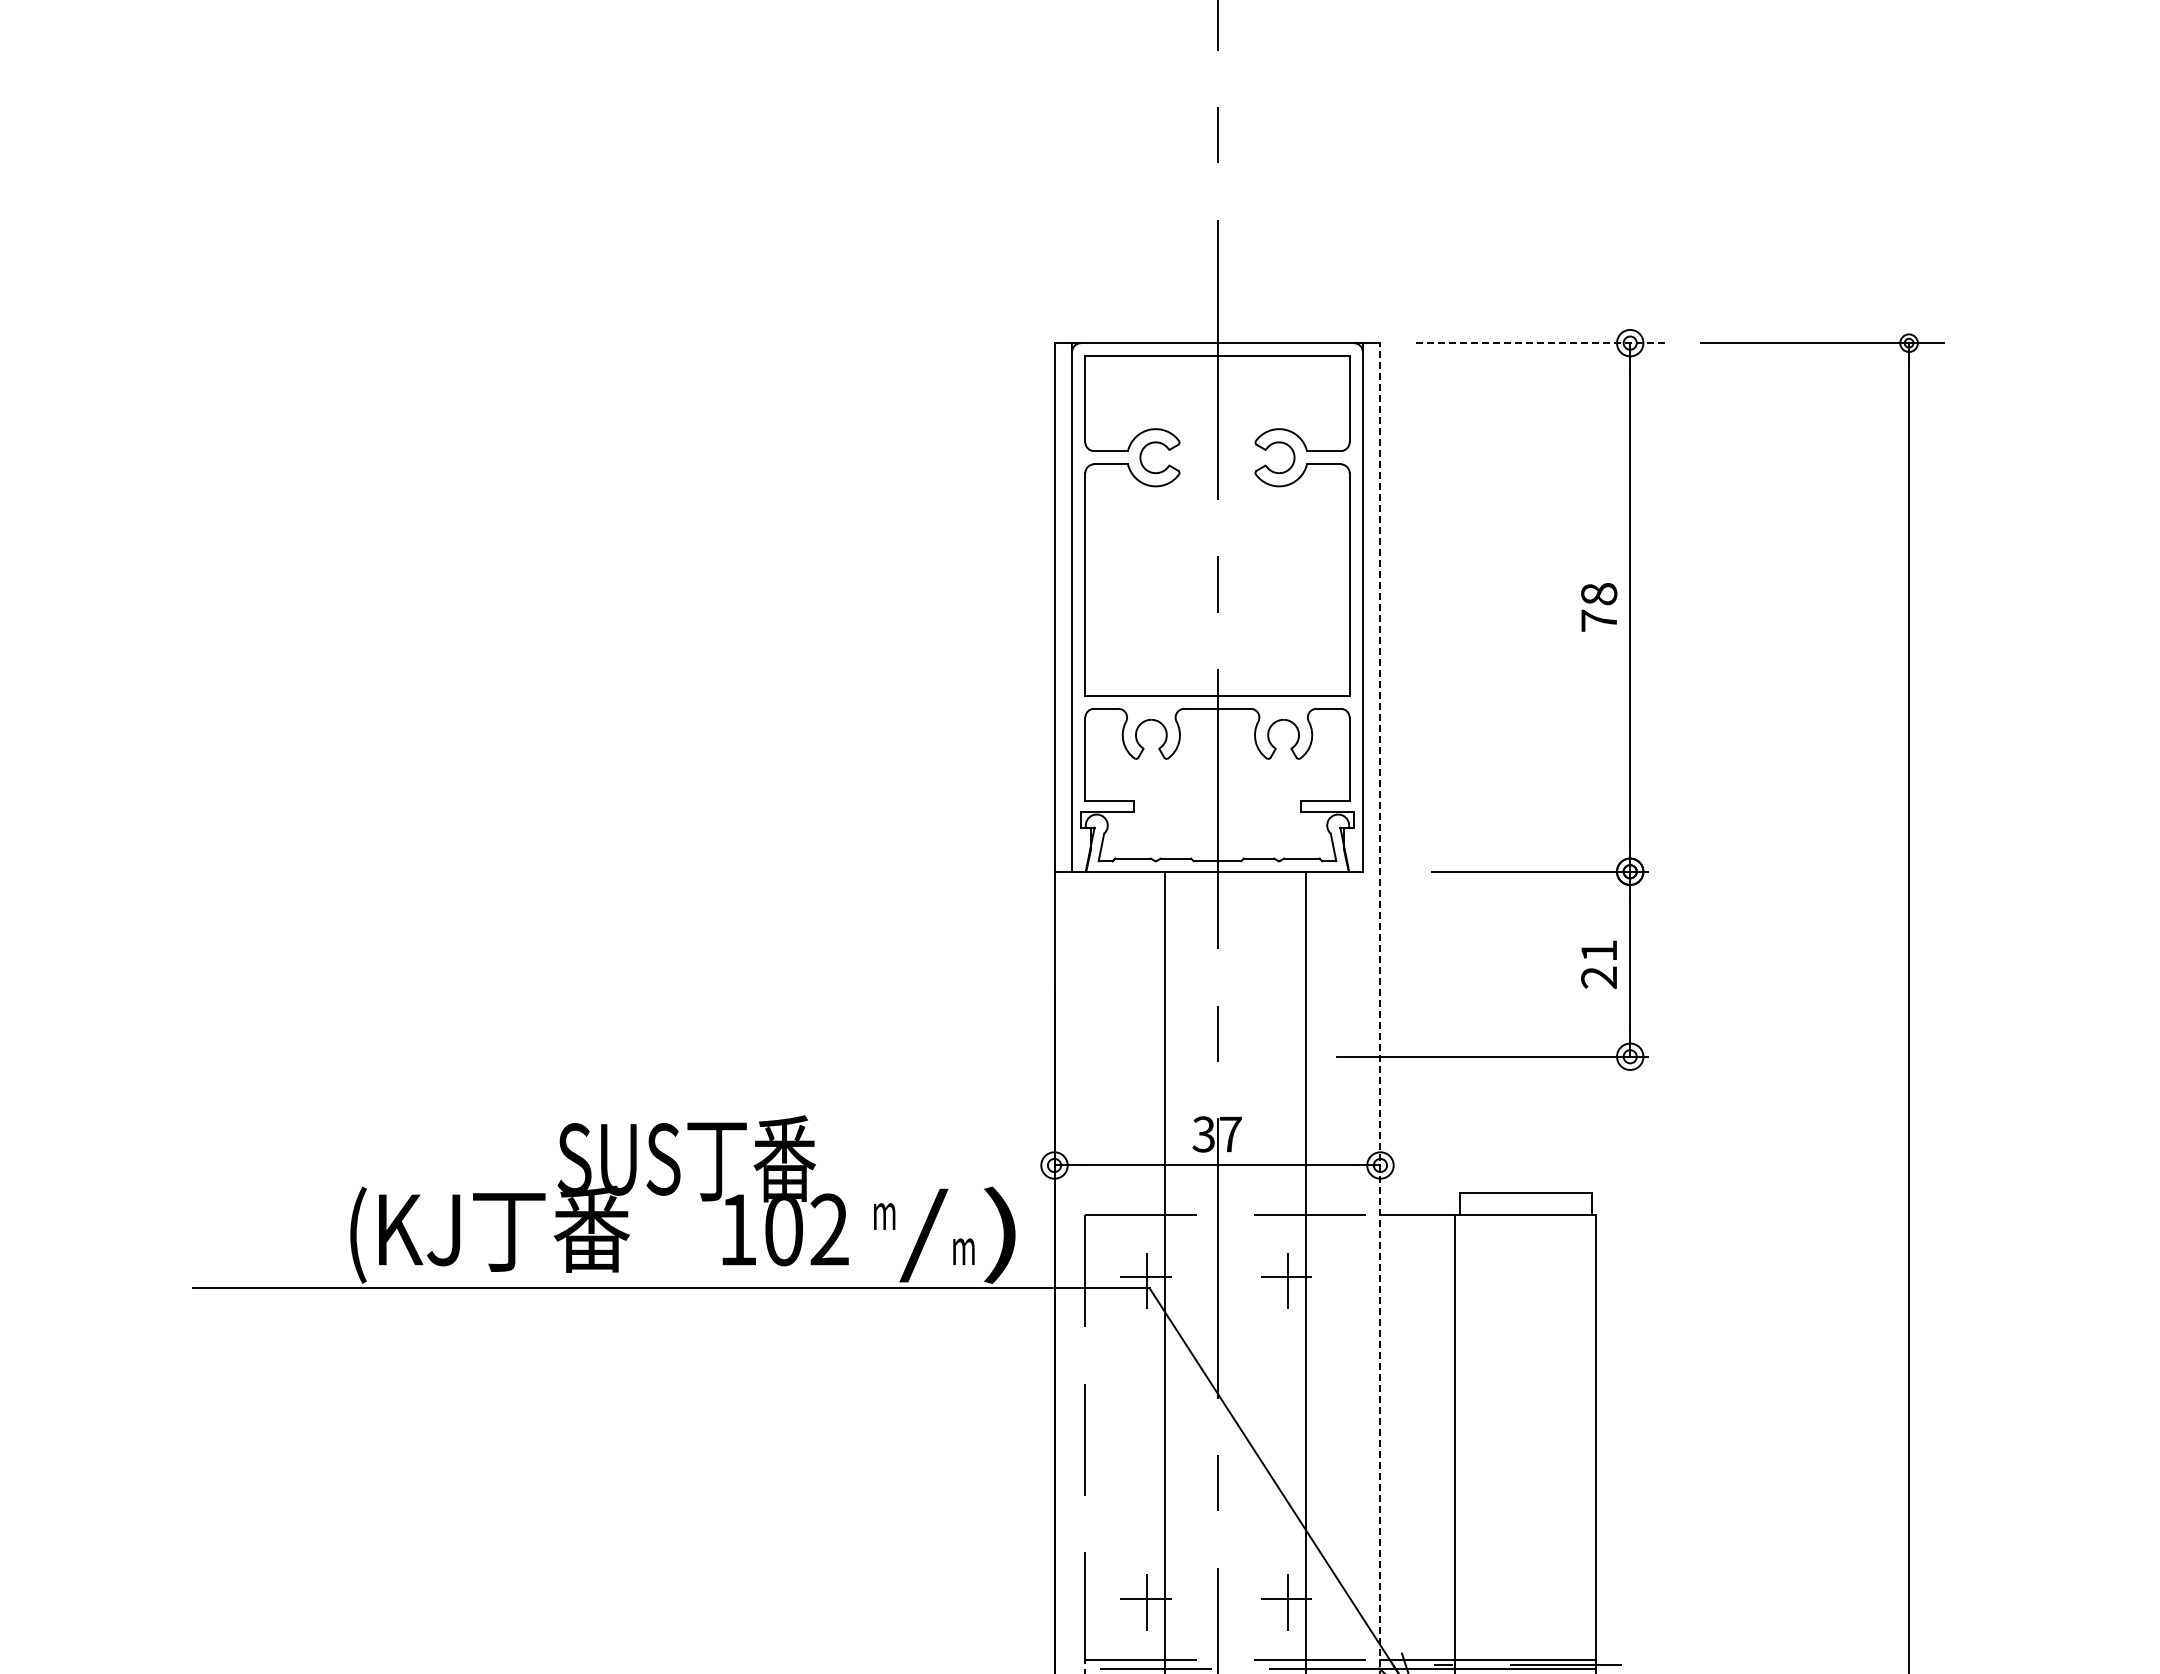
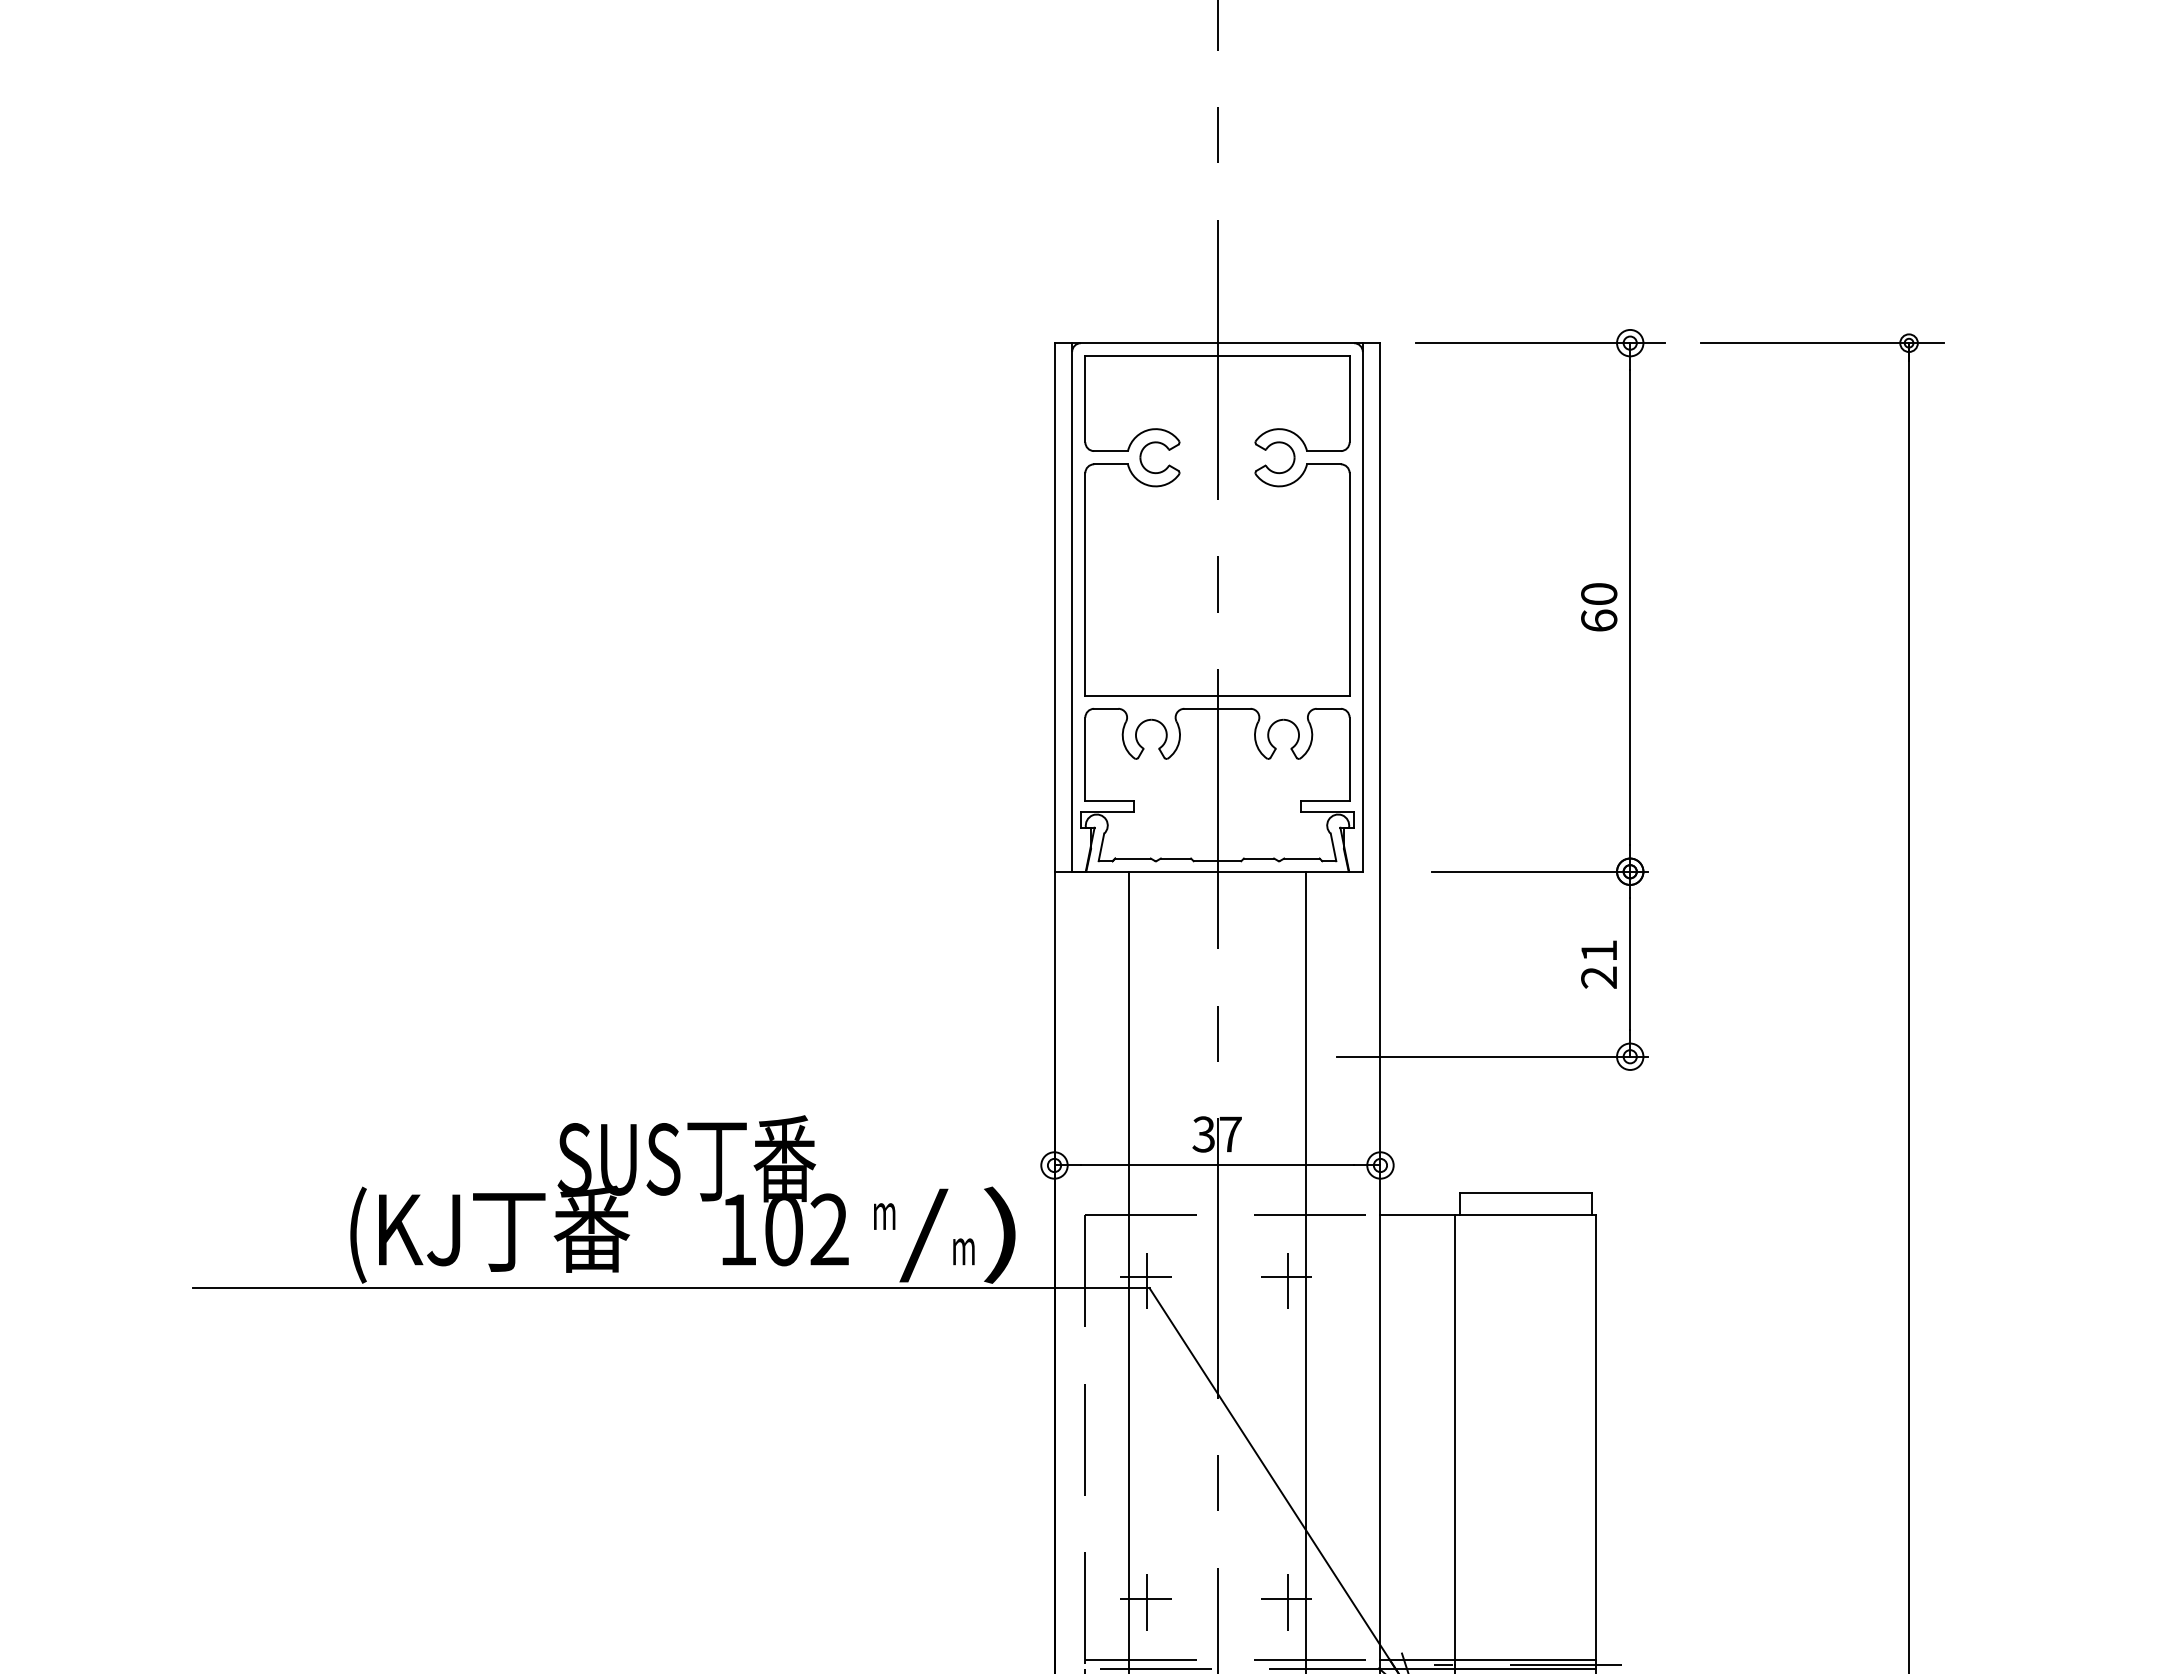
line: dashed -> solid (1540, 343)
text: 78 -> 60 (1599, 607)
line: dashed -> solid (1380, 1008)
line position: (1165, 1270) -> (1129, 1270) (1129, 1270)
